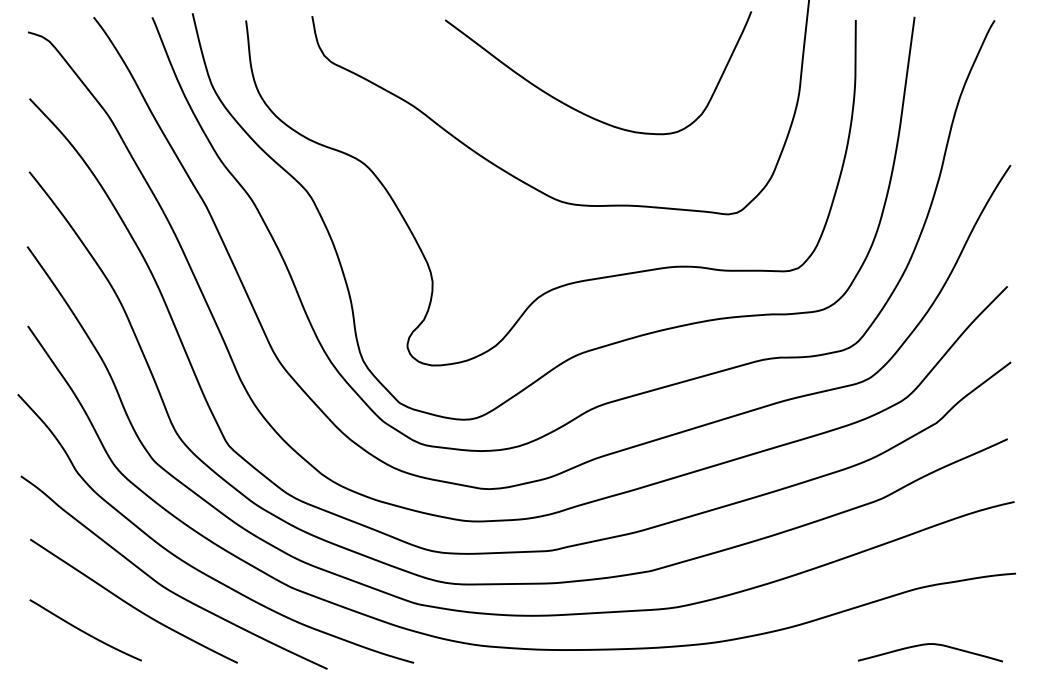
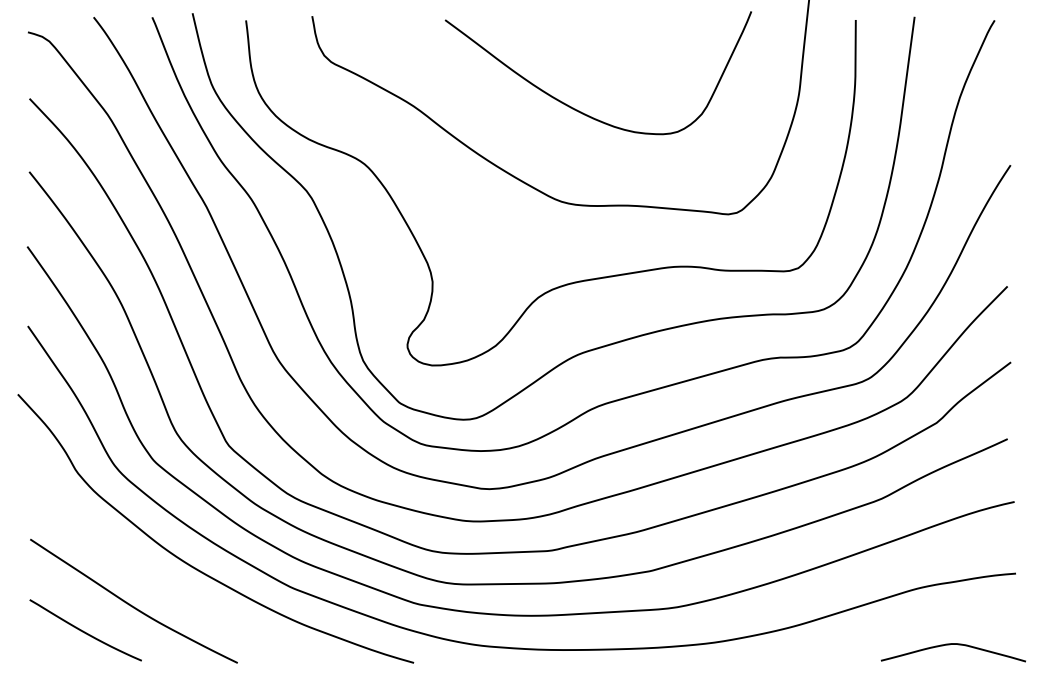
curve: present -> none (163, 585)
curve position: (927, 645) -> (950, 645) (950, 645)
